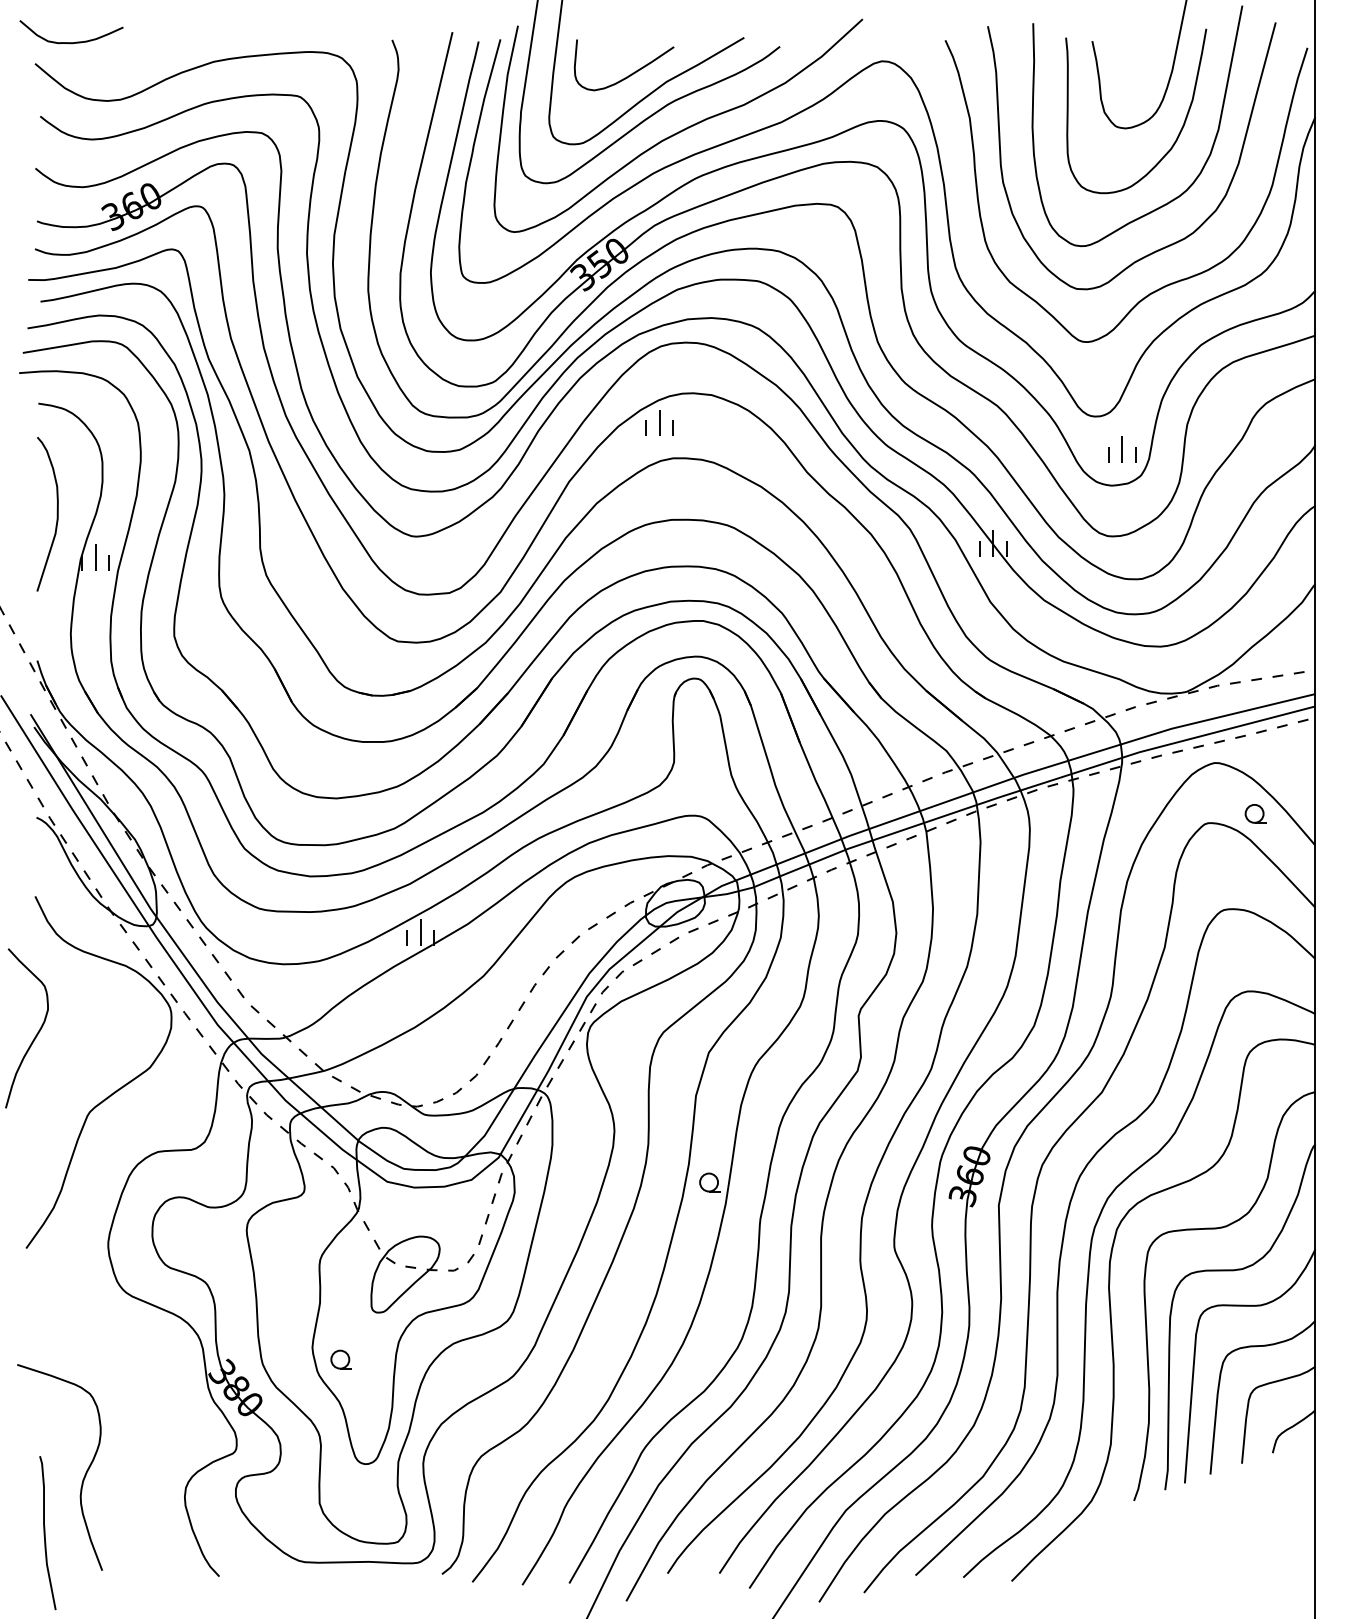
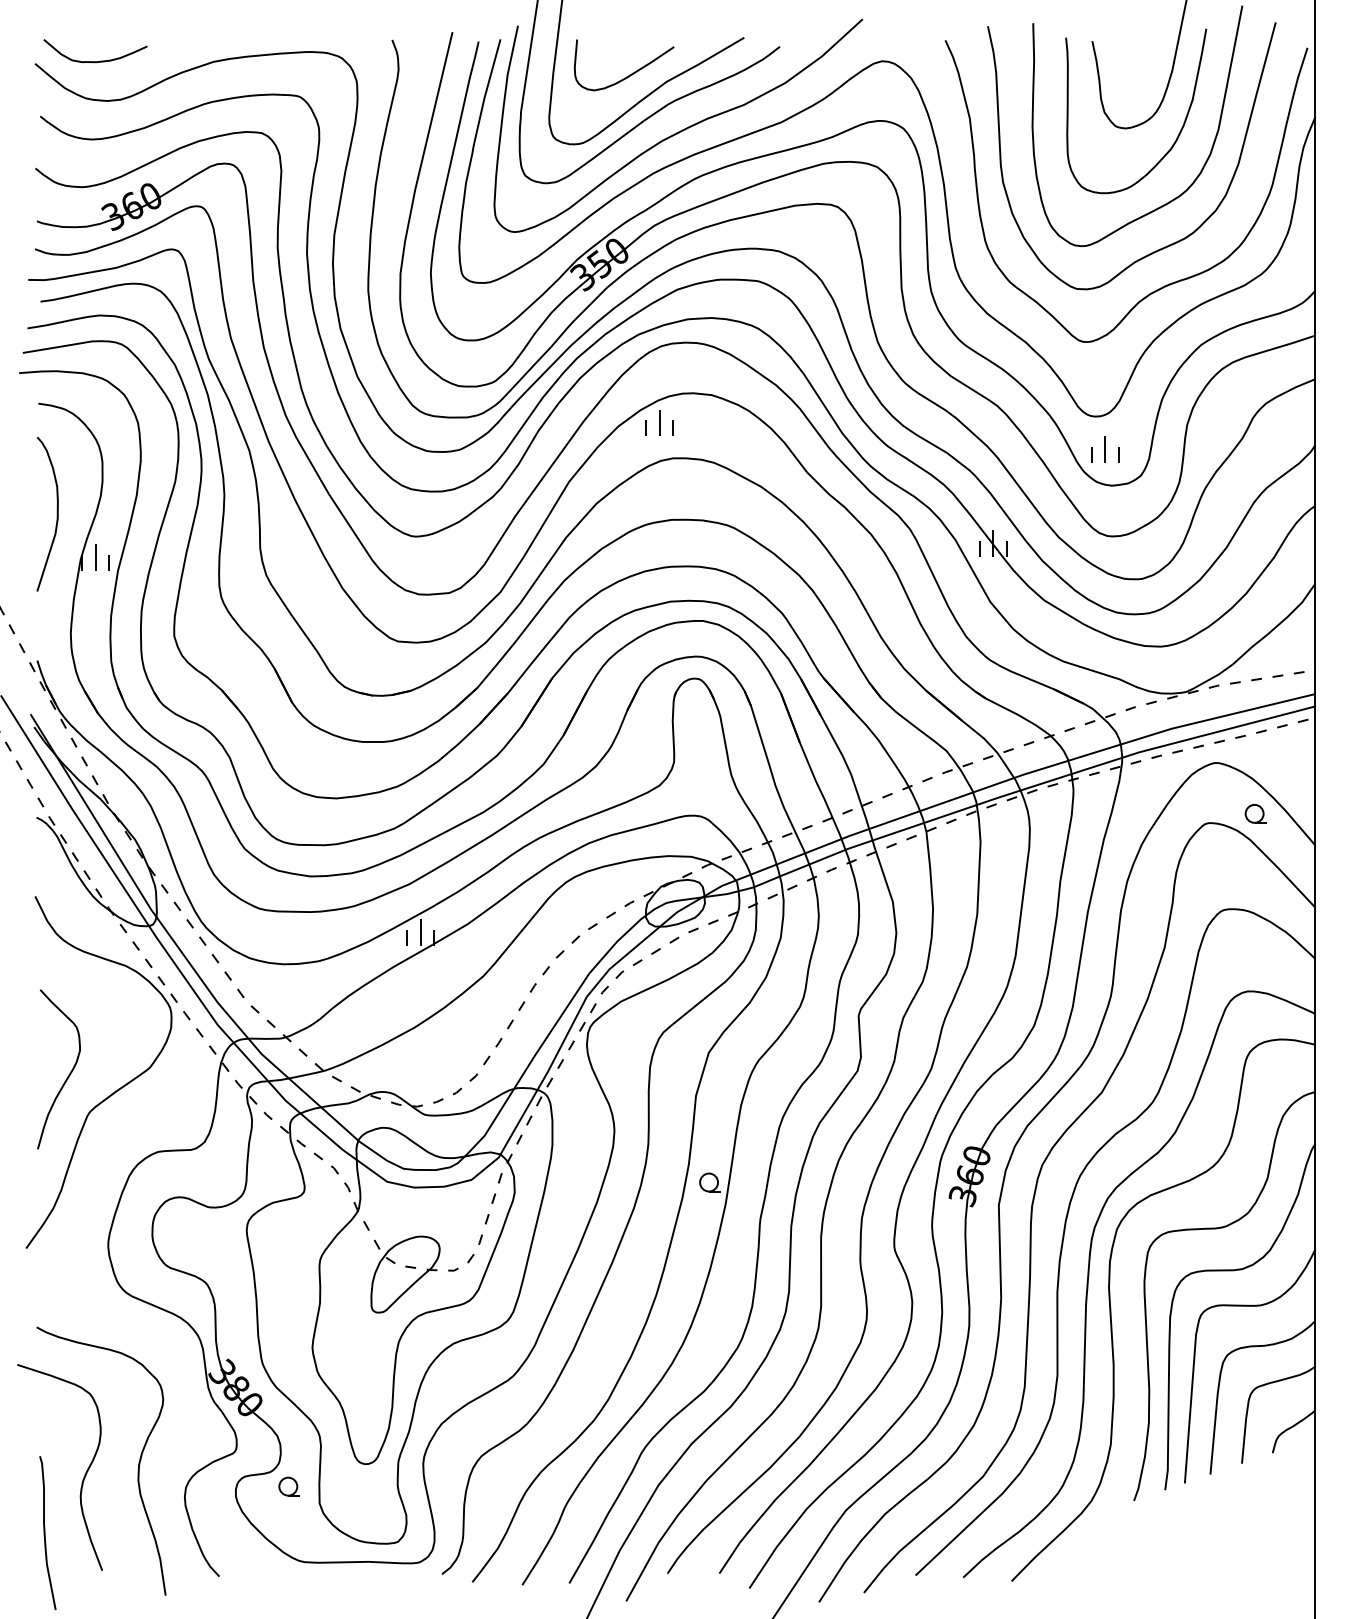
curve position: (71, 42) -> (95, 61) (95, 61)
part position: (1122, 449) -> (1105, 449) (1105, 449)
curve position: (36, 1033) -> (68, 1074) (68, 1074)
part position: (340, 1359) -> (288, 1486) (288, 1486)
curve: none -> present (138, 1462)
